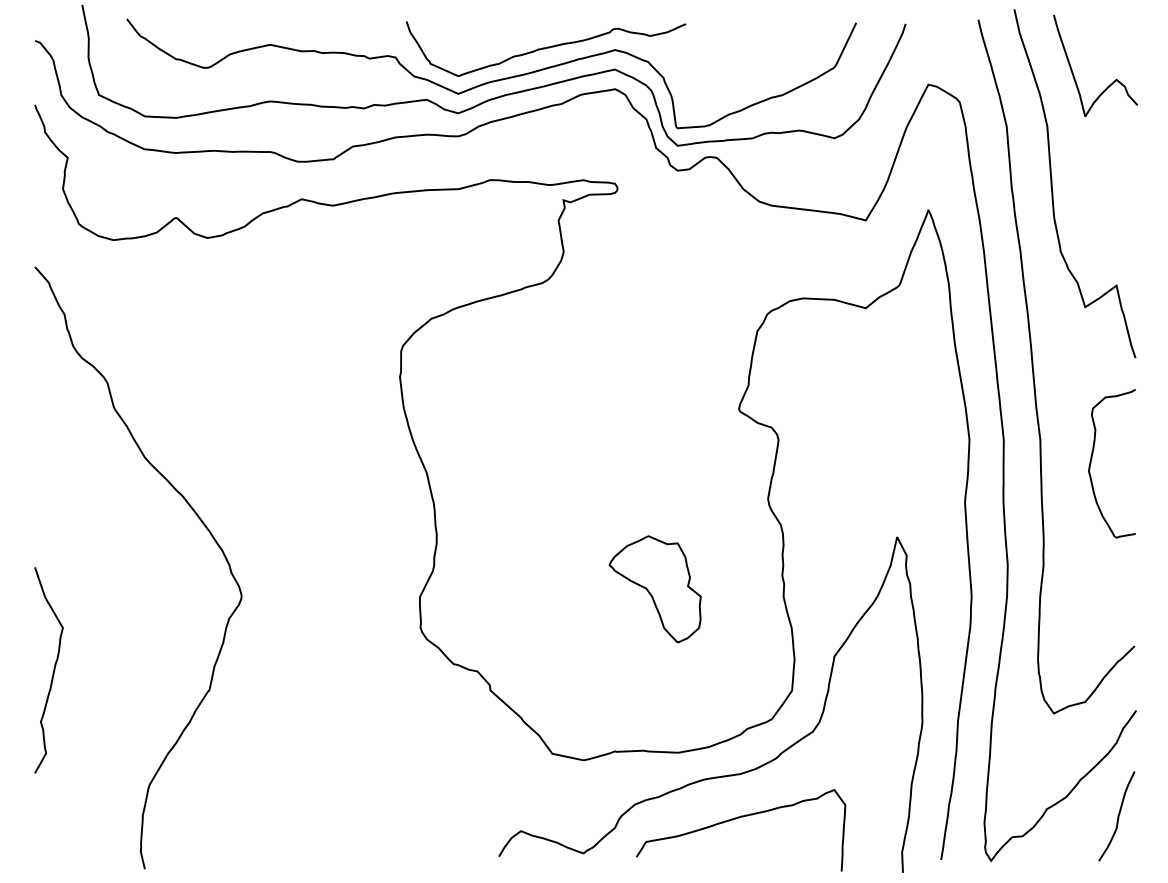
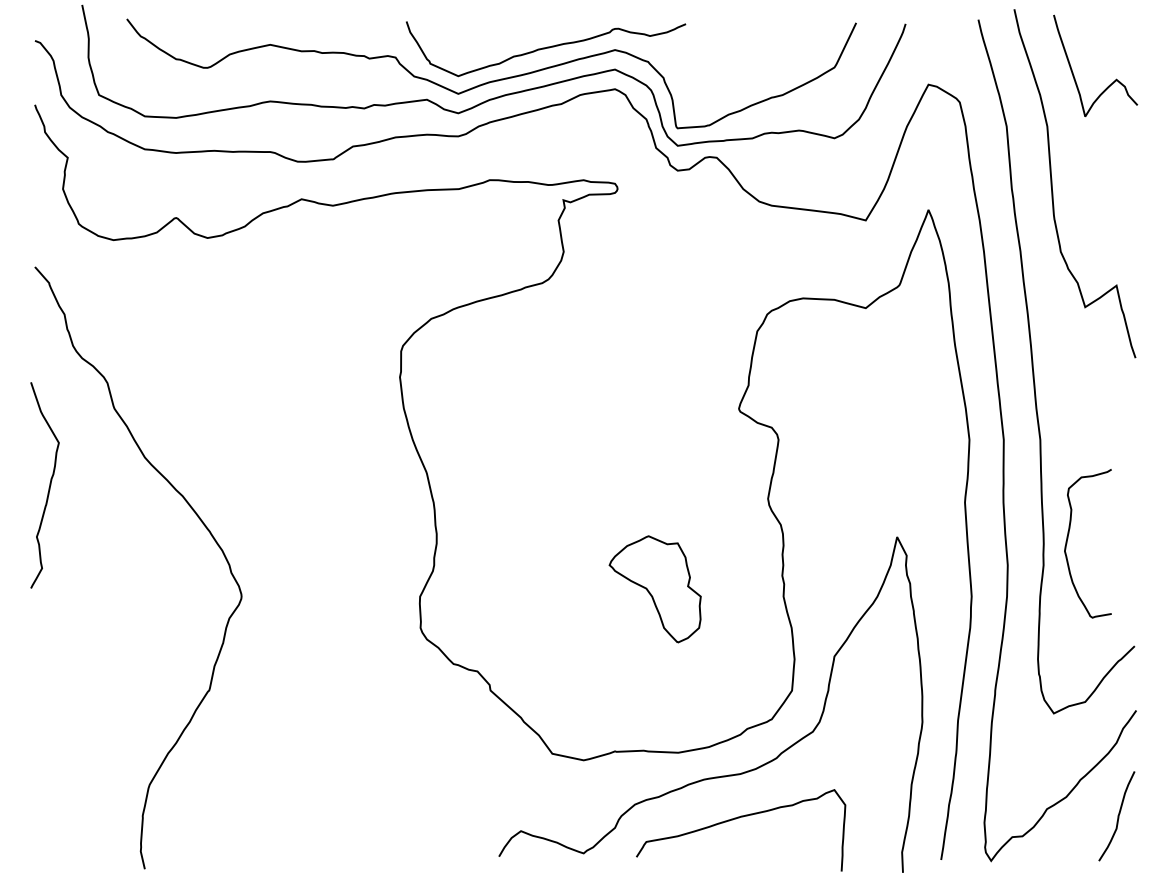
curve position: (1092, 458) -> (1068, 538) (1068, 538)
curve position: (52, 672) -> (48, 487) (48, 487)
